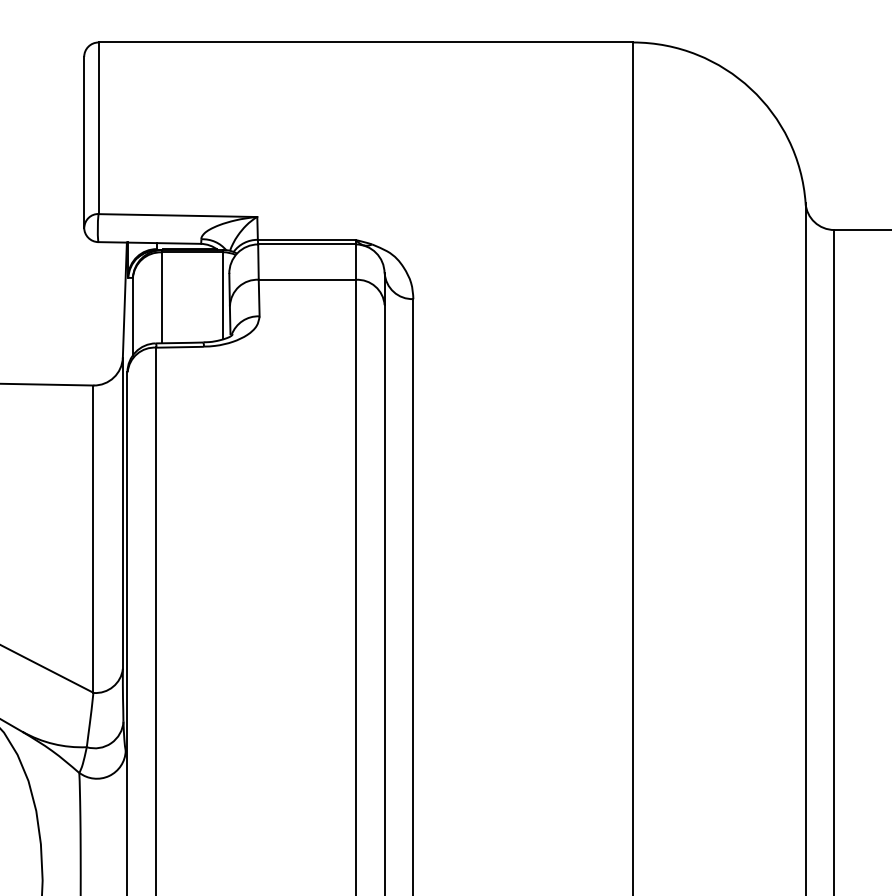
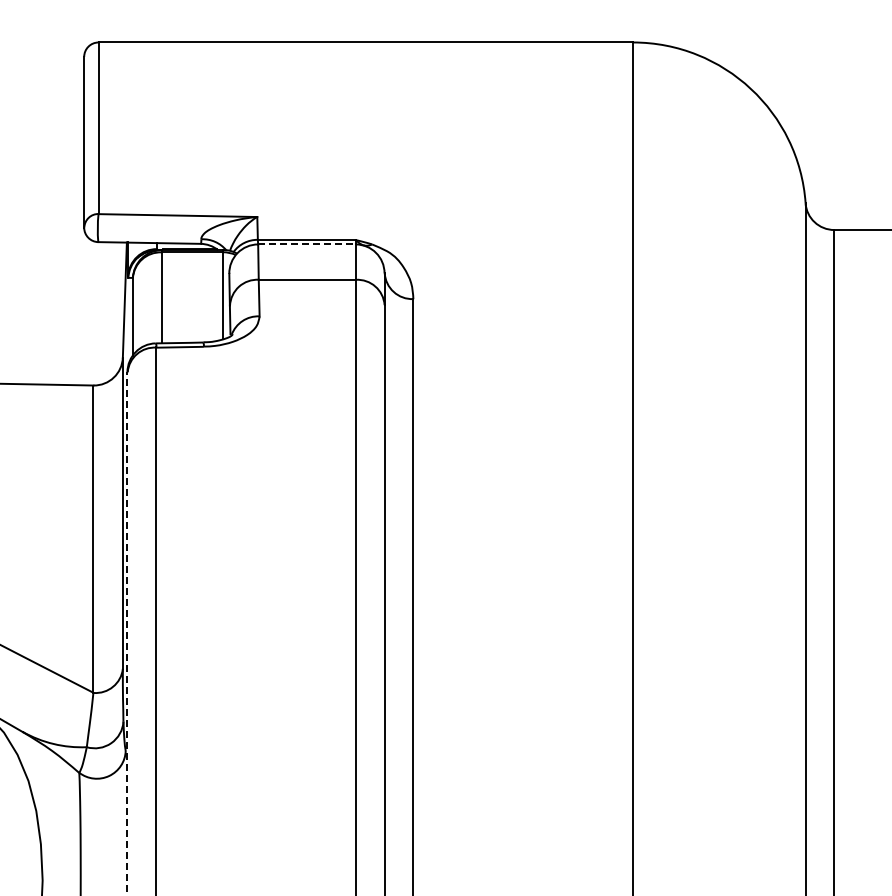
line: solid -> dashed (306, 244)
line: solid -> dashed (127, 633)
